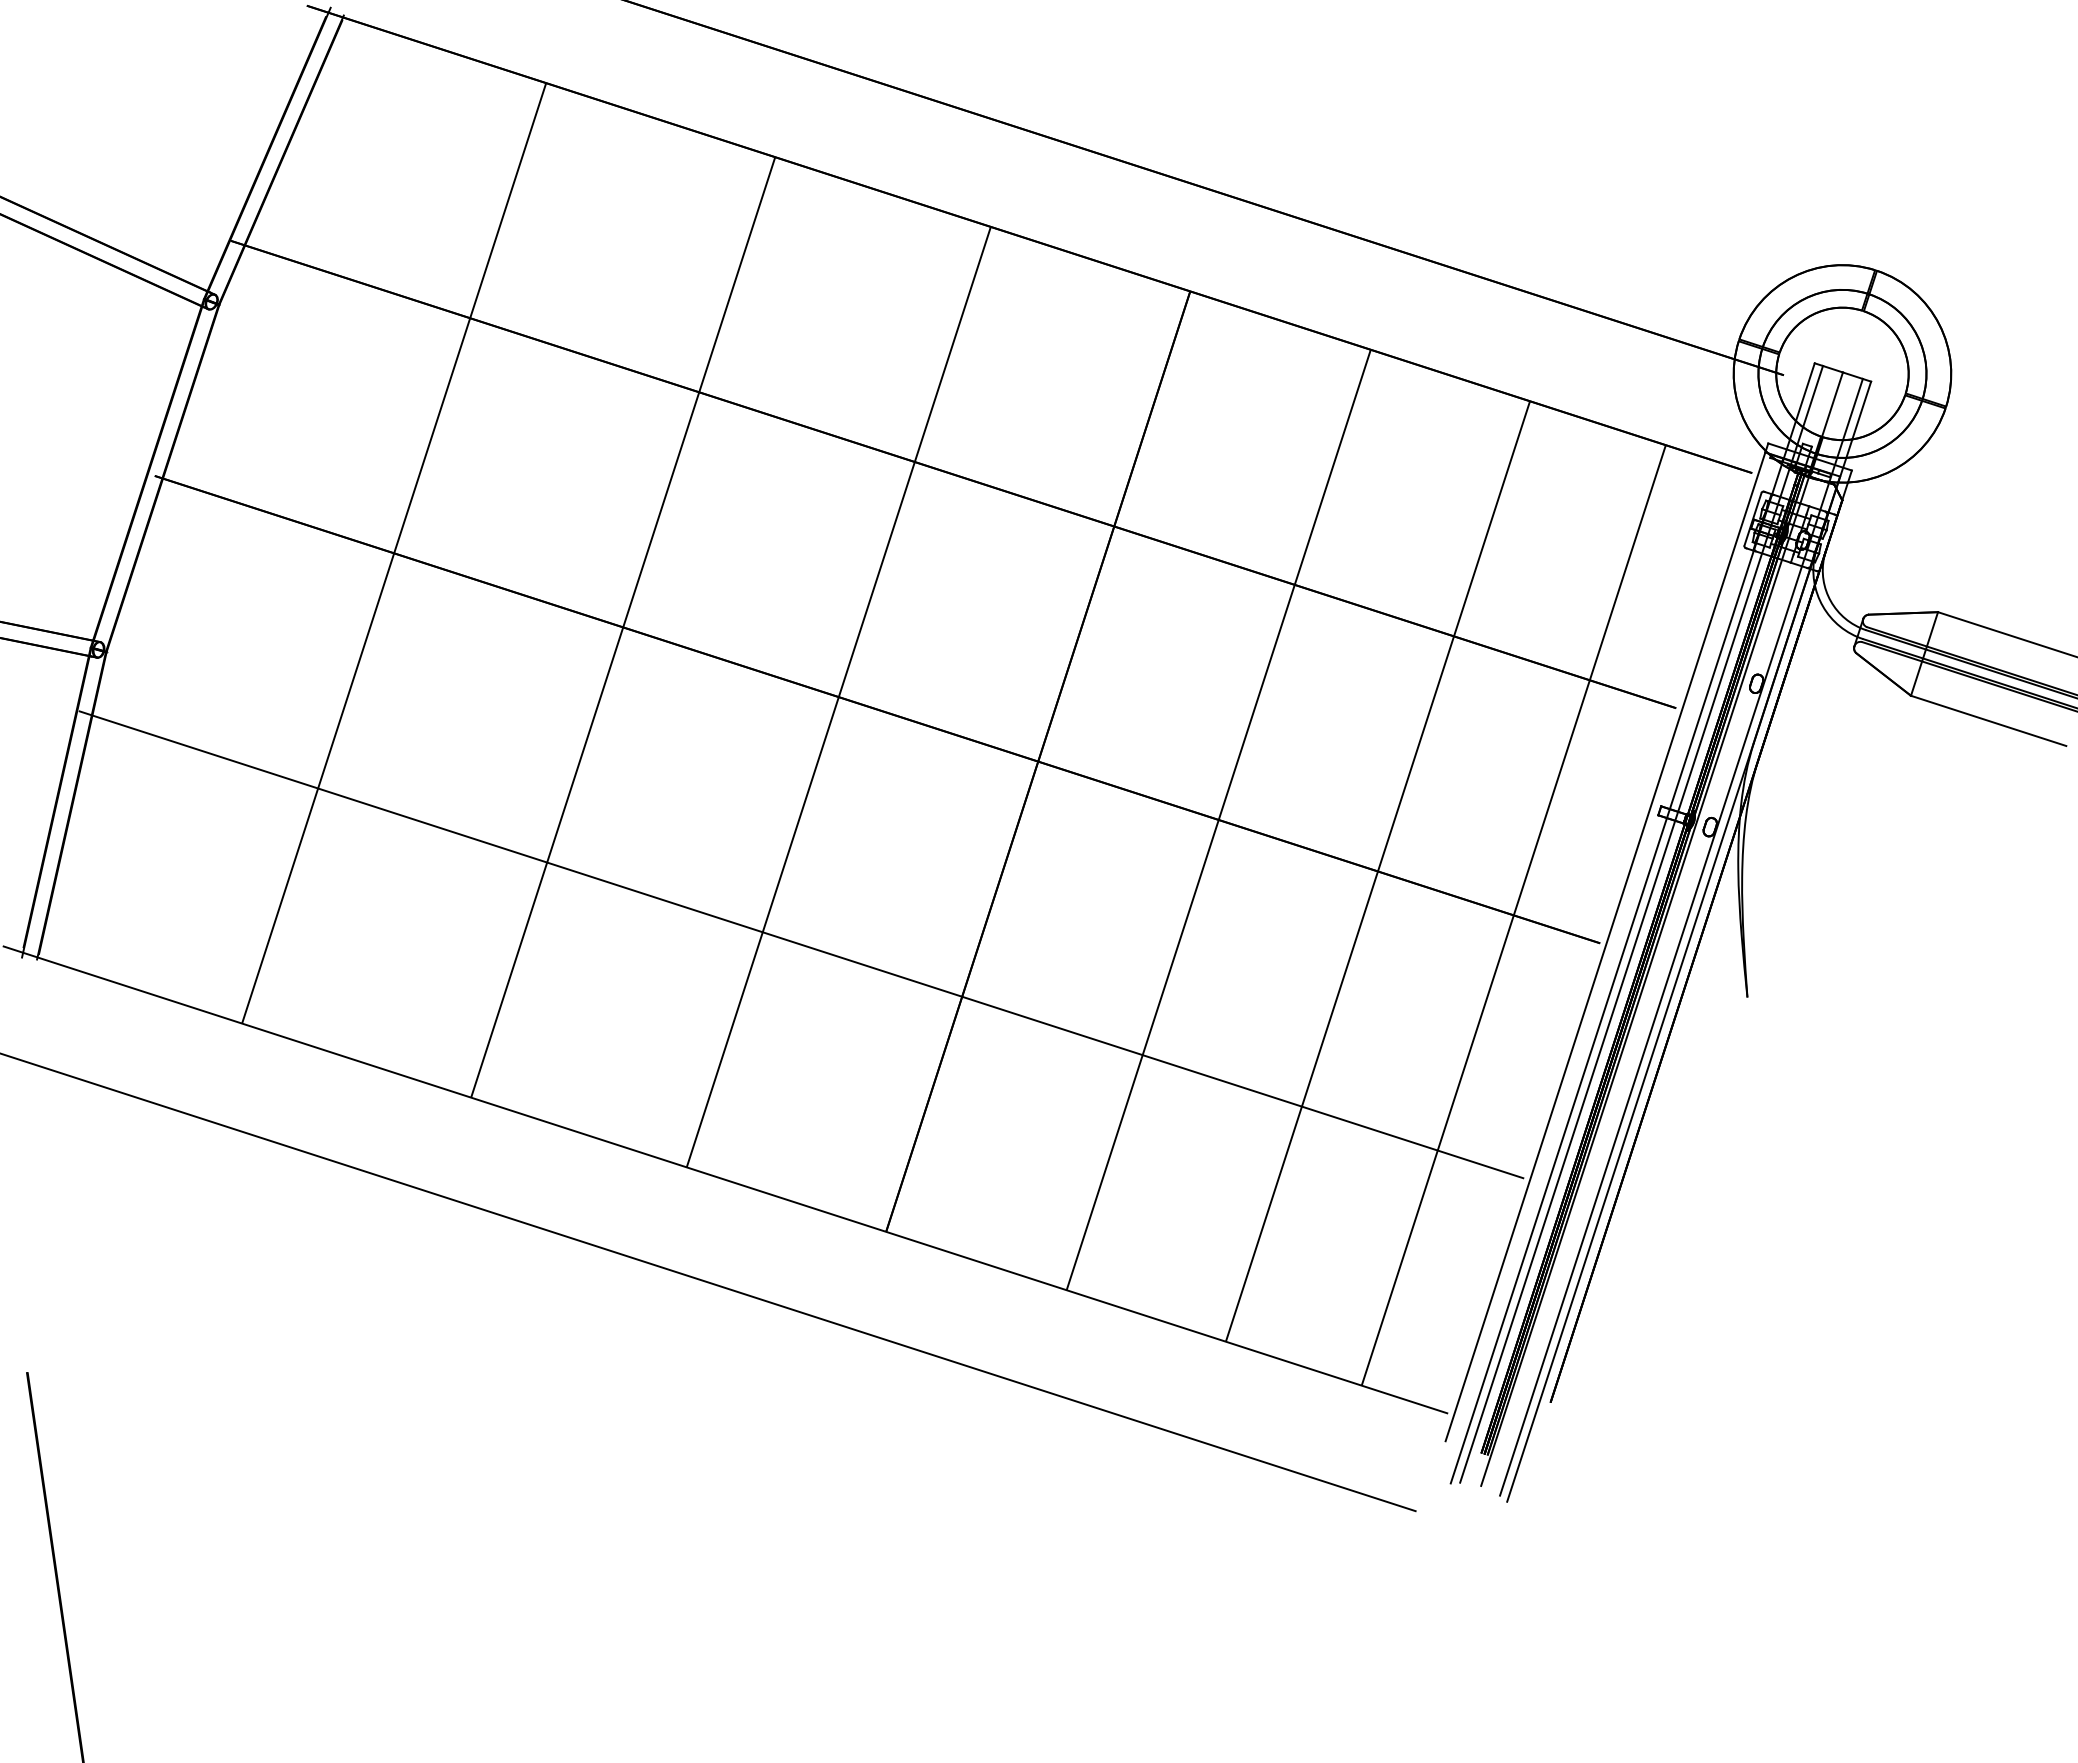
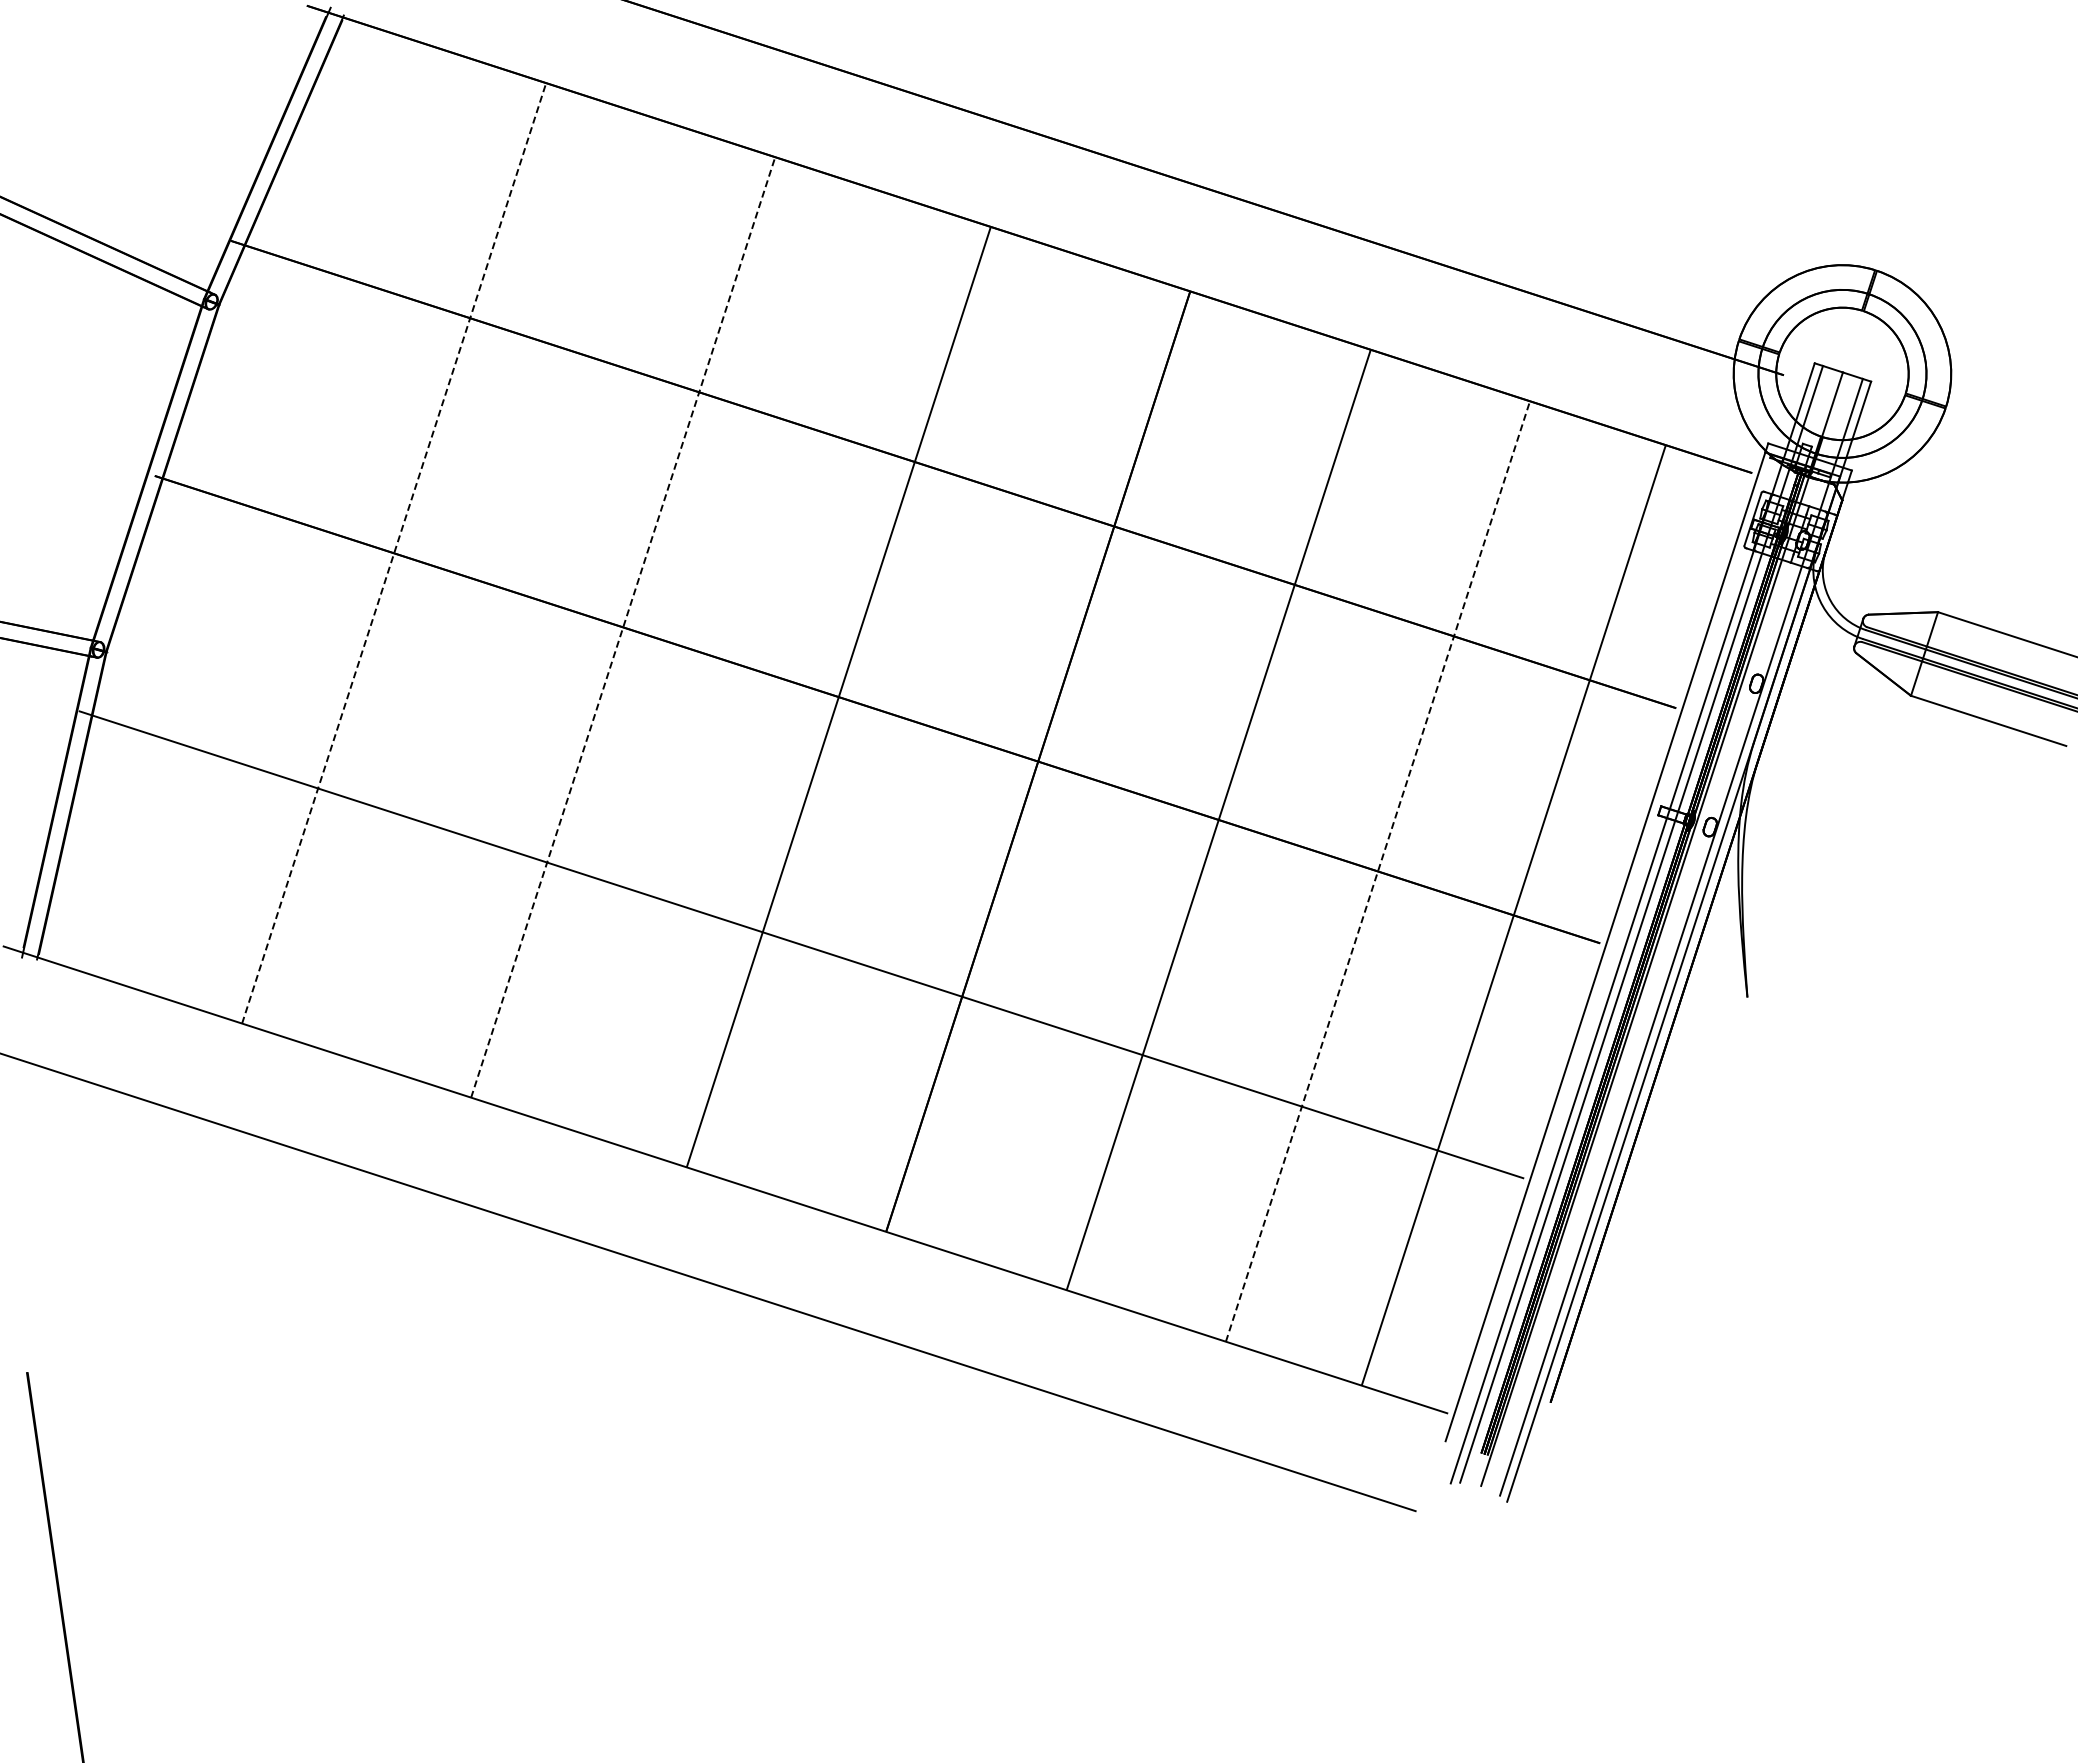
line: solid -> dashed (394, 552)
line: solid -> dashed (623, 626)
line: solid -> dashed (1378, 871)
